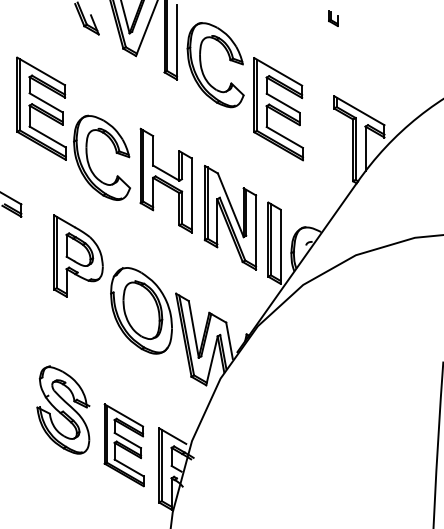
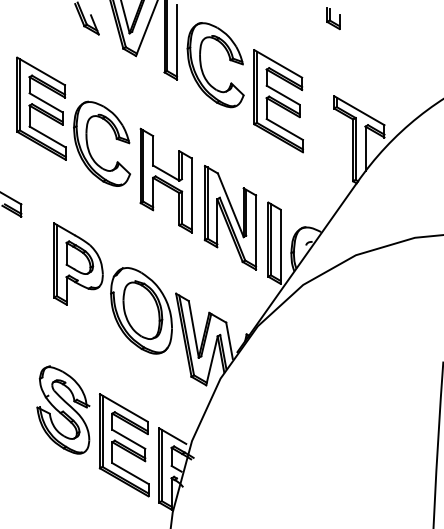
part size: 11x17 px -> 15x24 px (333, 18)
part position: (278, 109) -> (278, 101) (278, 101)
part position: (115, 153) -> (115, 139) (115, 139)
part position: (78, 255) -> (78, 263) (78, 263)
part size: 42x85 px -> 52x105 px (123, 445)
